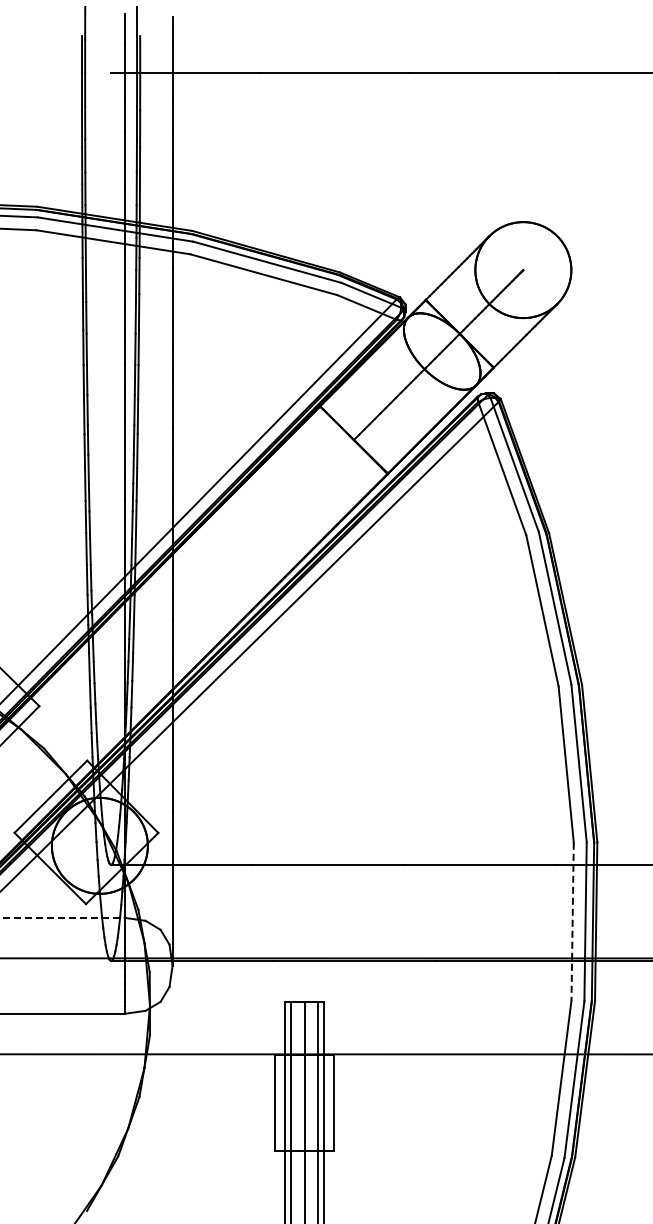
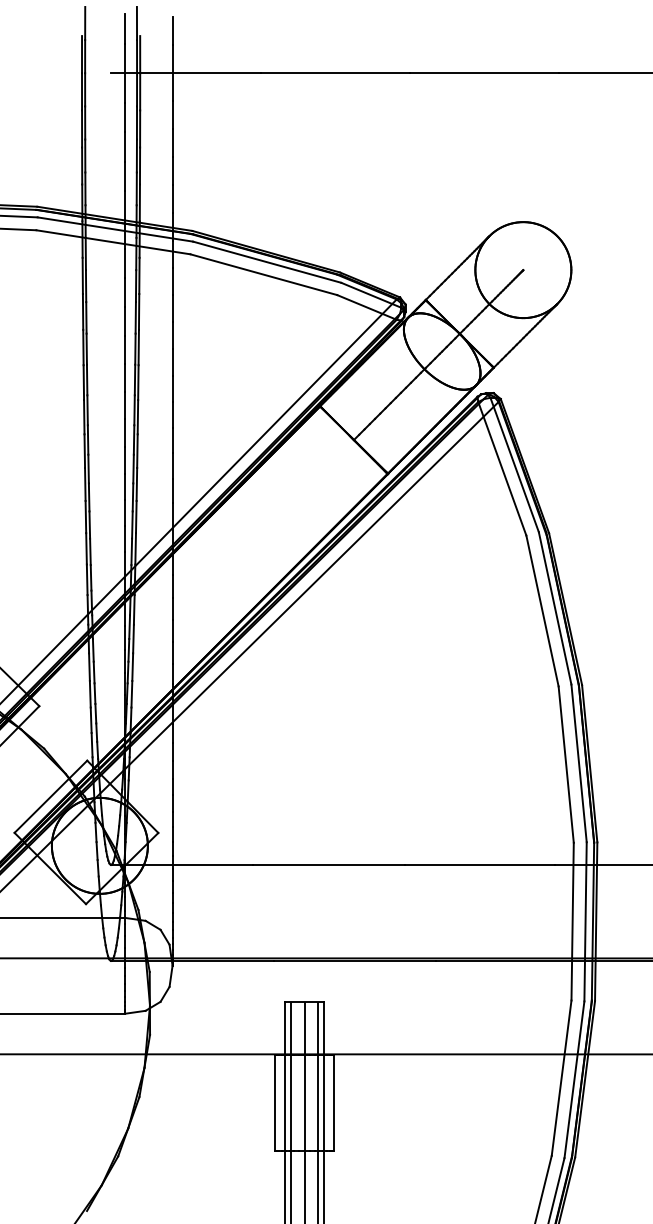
line: dashed -> solid (63, 917)
line: dashed -> solid (572, 921)
